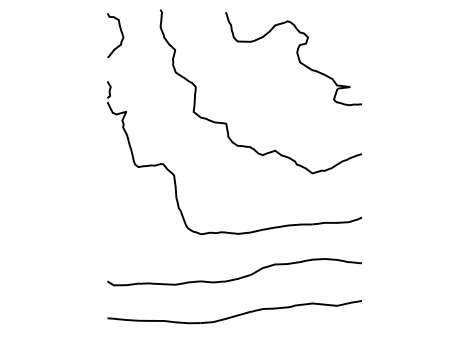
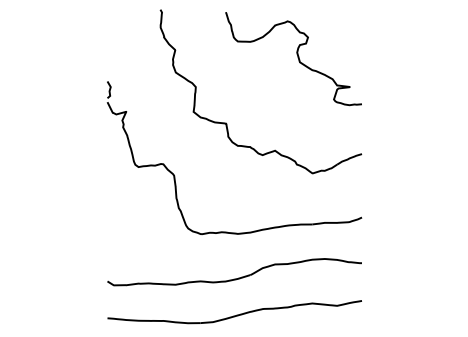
curve: present -> none (120, 32)
